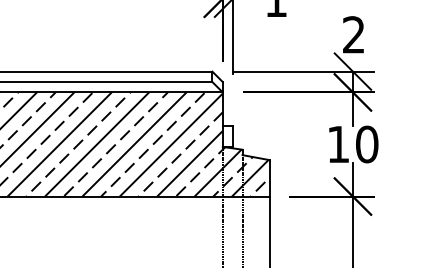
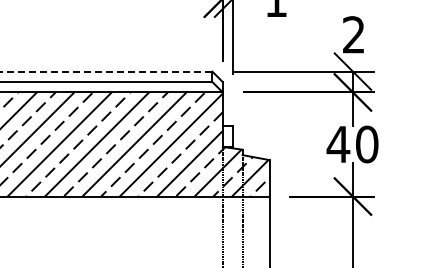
line: solid -> dashed (106, 71)
text: 10 -> 40 (338, 144)
